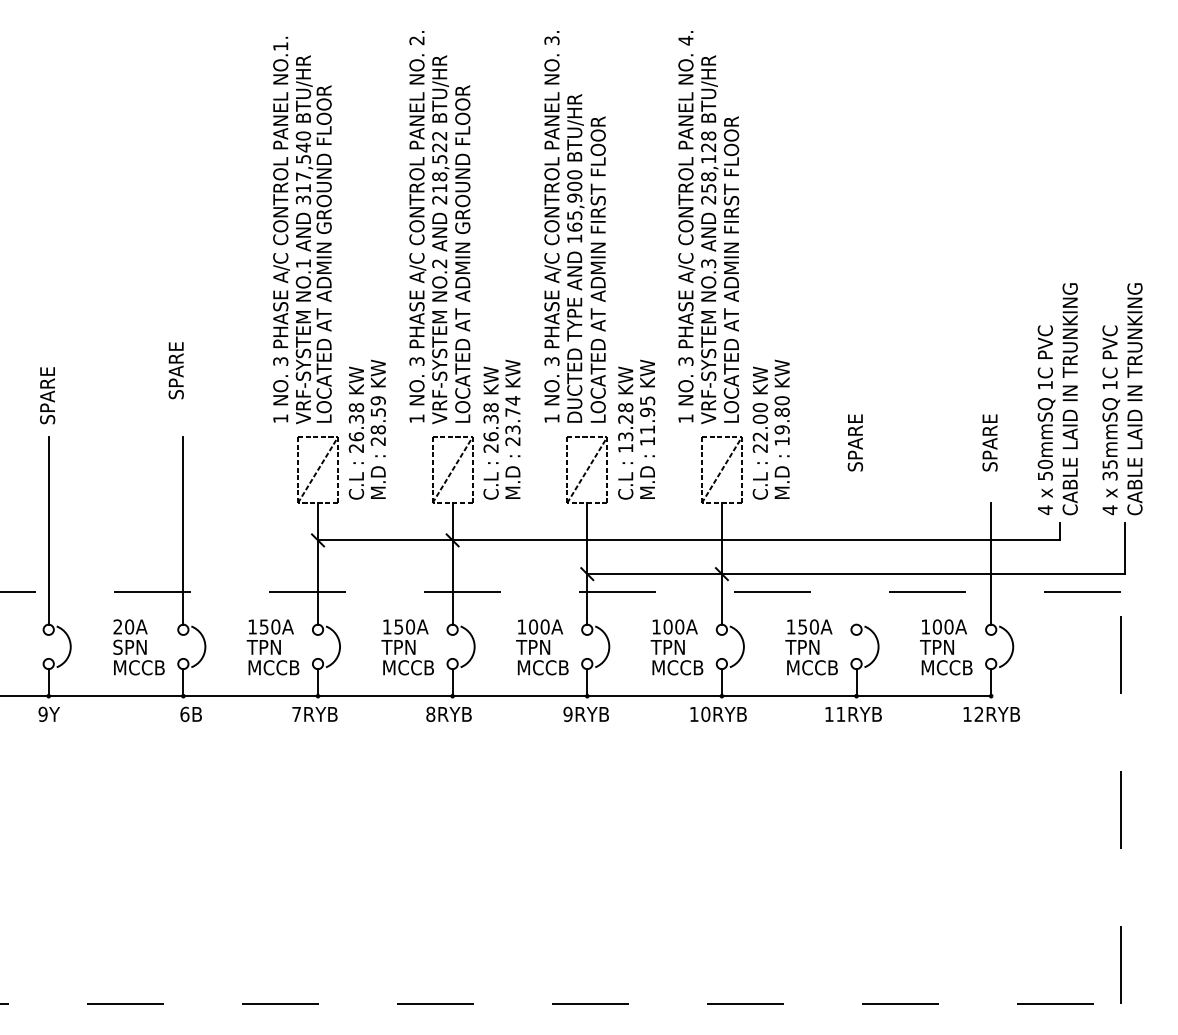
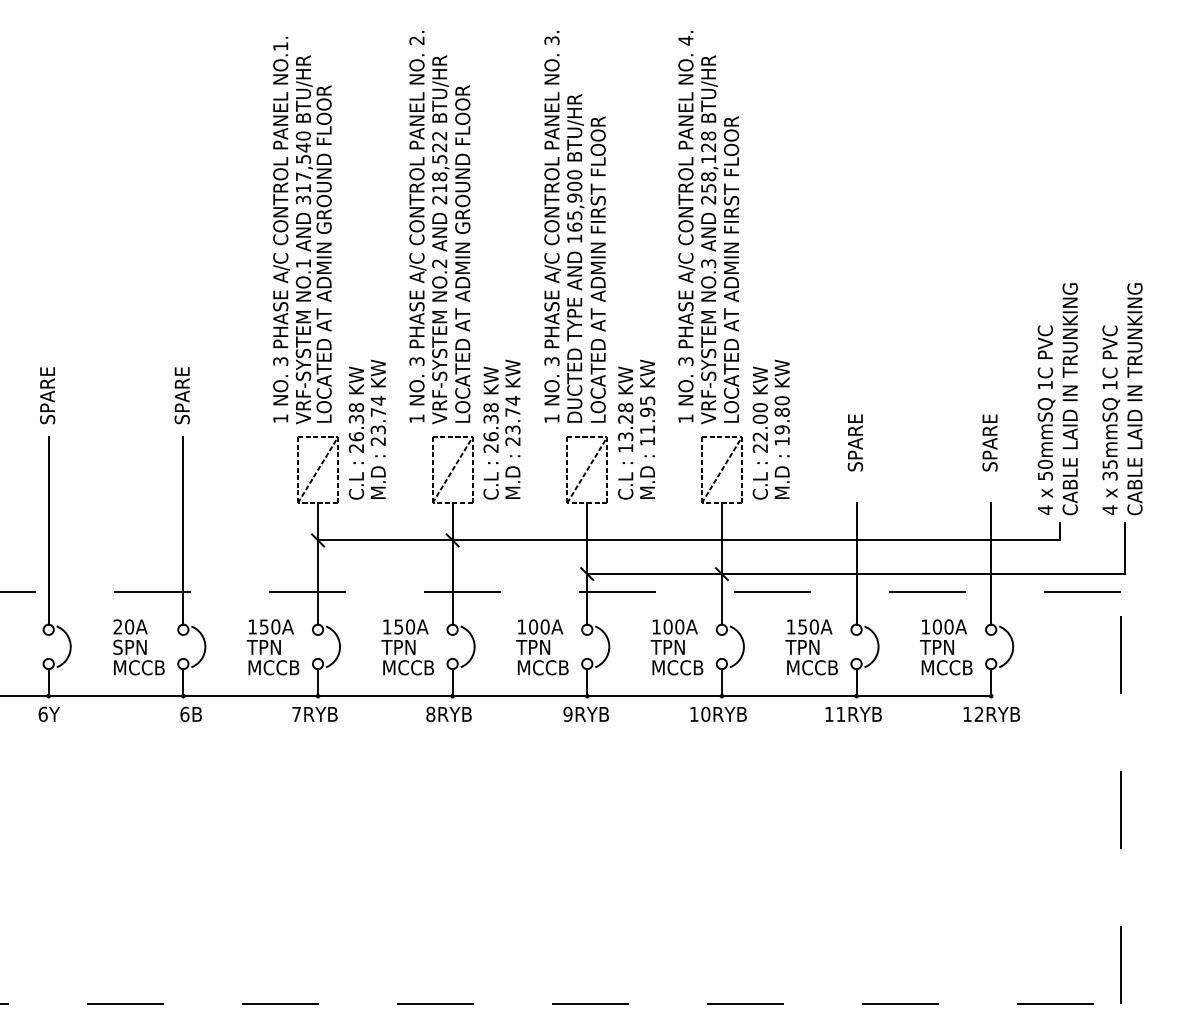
text position: (175, 370) -> (181, 395) (181, 395)
text: 28.59 -> 23.74 (377, 415)
line: none -> present (856, 563)
text: 9Y -> 6Y (42, 713)
